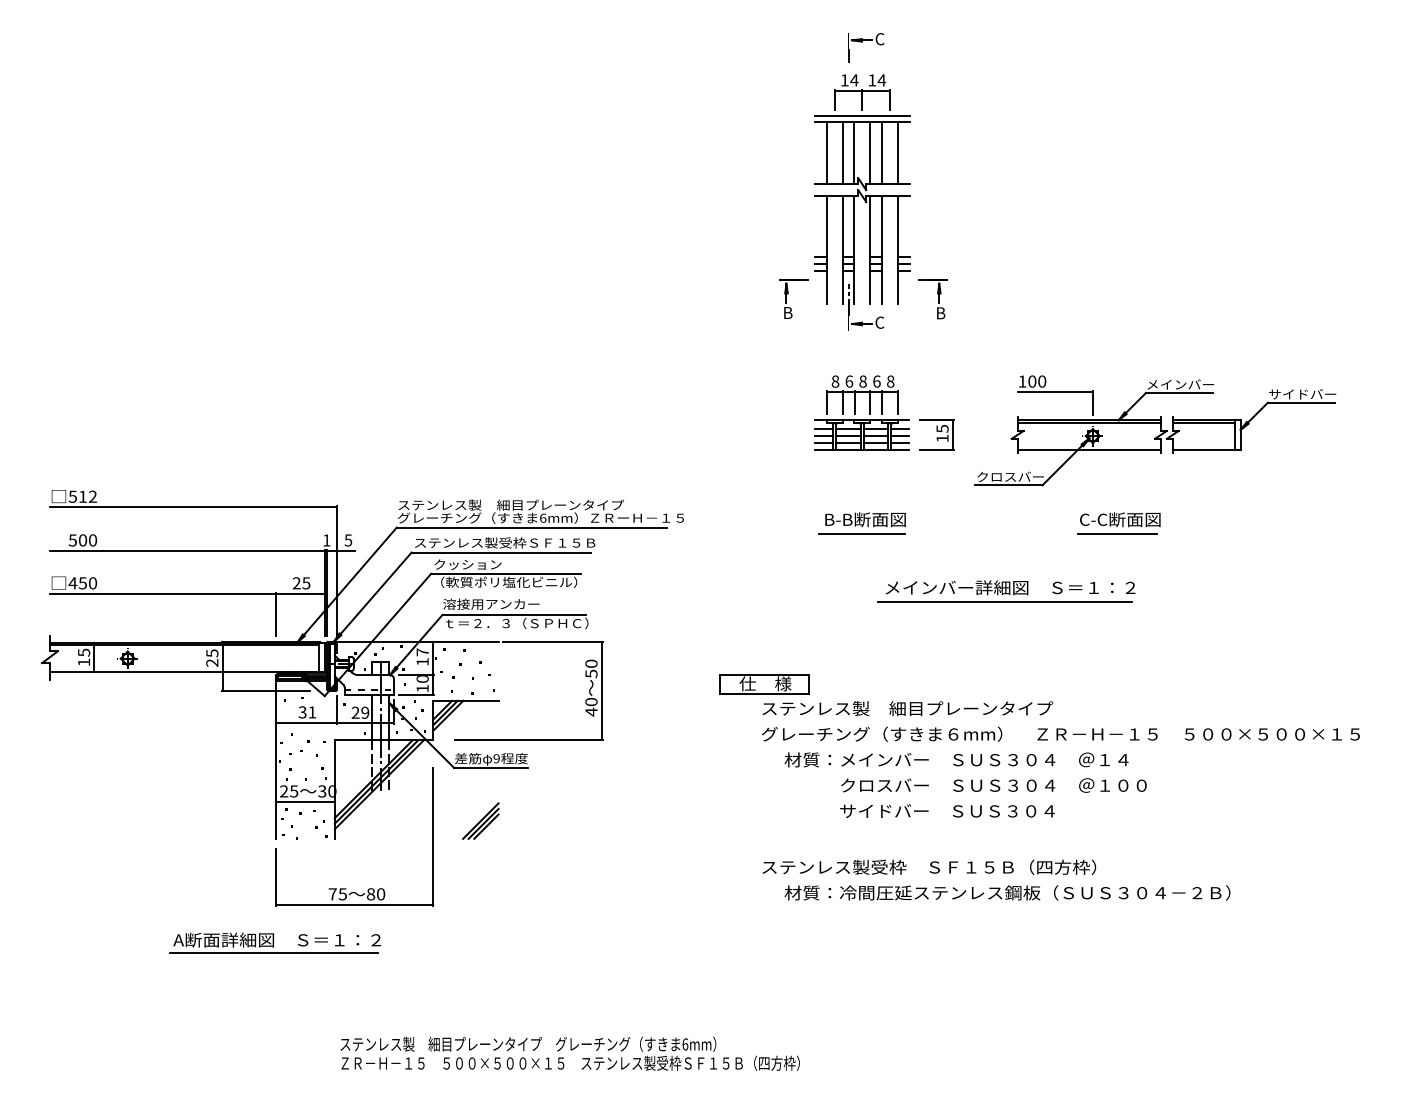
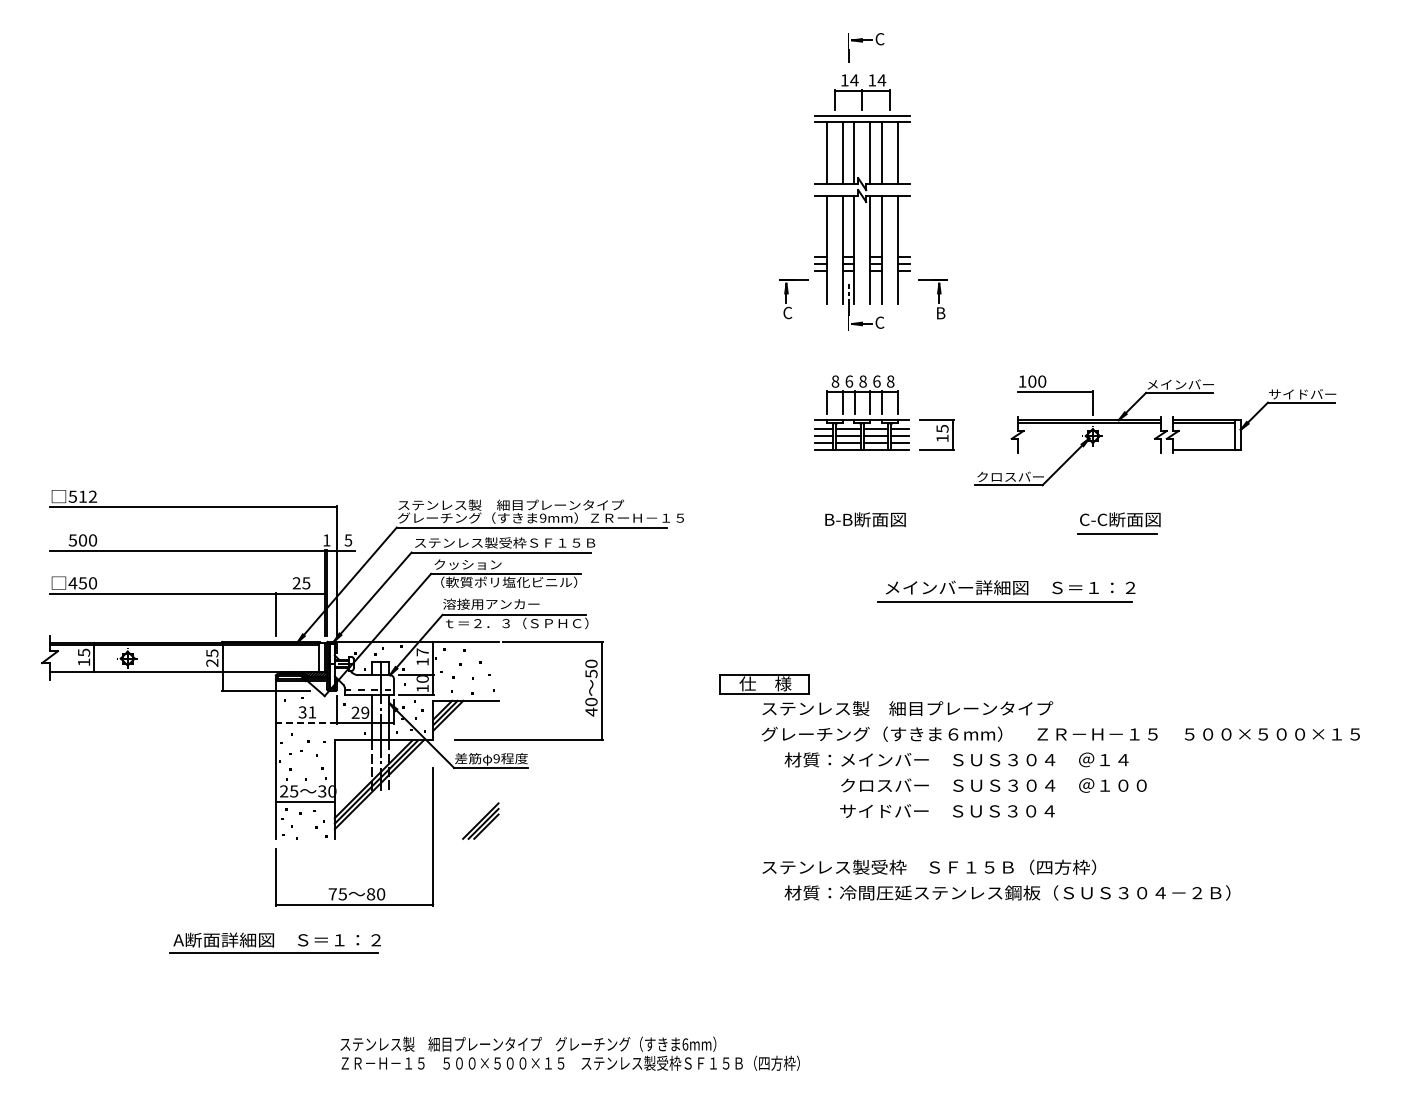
text: B -> C (787, 312)
line: present -> none (1088, 449)
text: 6mm -> 9mm (543, 517)
line: present -> none (862, 534)
line: solid -> dashed (306, 723)
